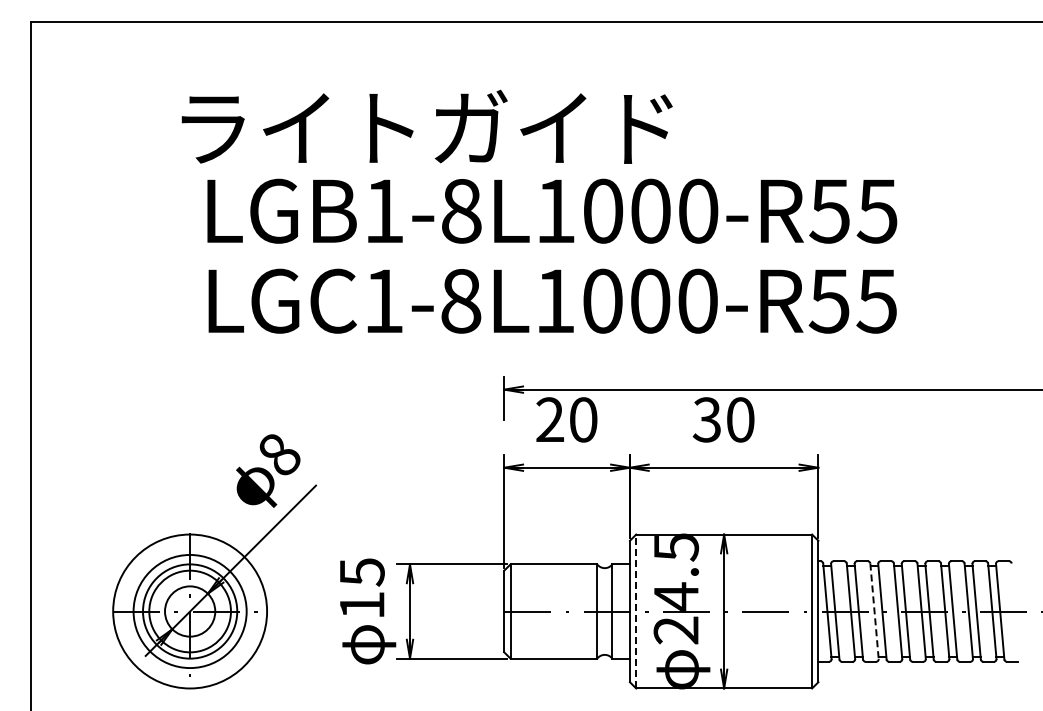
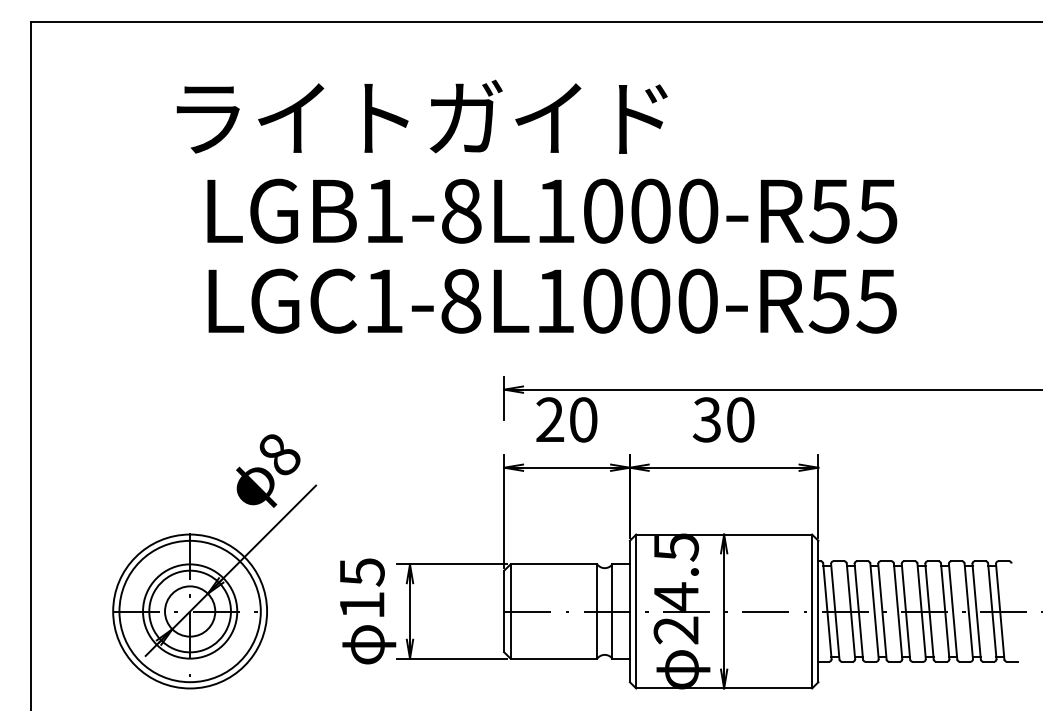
text position: (426, 126) -> (421, 116) (421, 116)
circle diameter: 113 px -> 141 px (189, 611)
line: dashed -> solid (636, 611)
line: dashed -> solid (874, 611)
